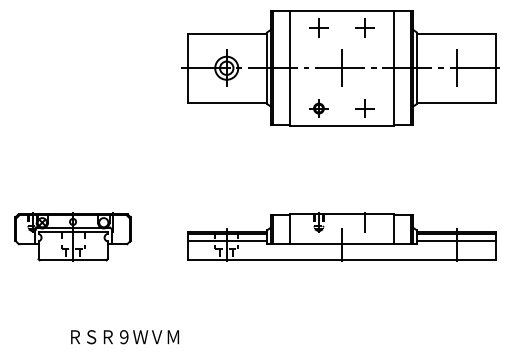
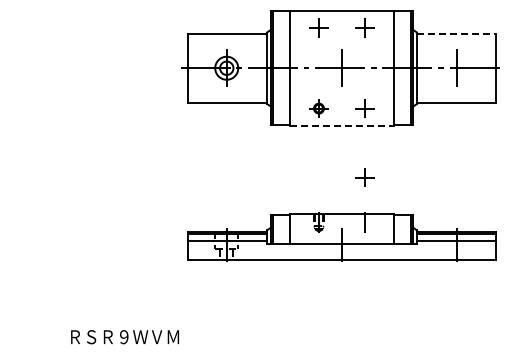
line: solid -> dashed (456, 33)
line: solid -> dashed (342, 125)
part: none -> present (364, 177)
part: present -> none (72, 236)
